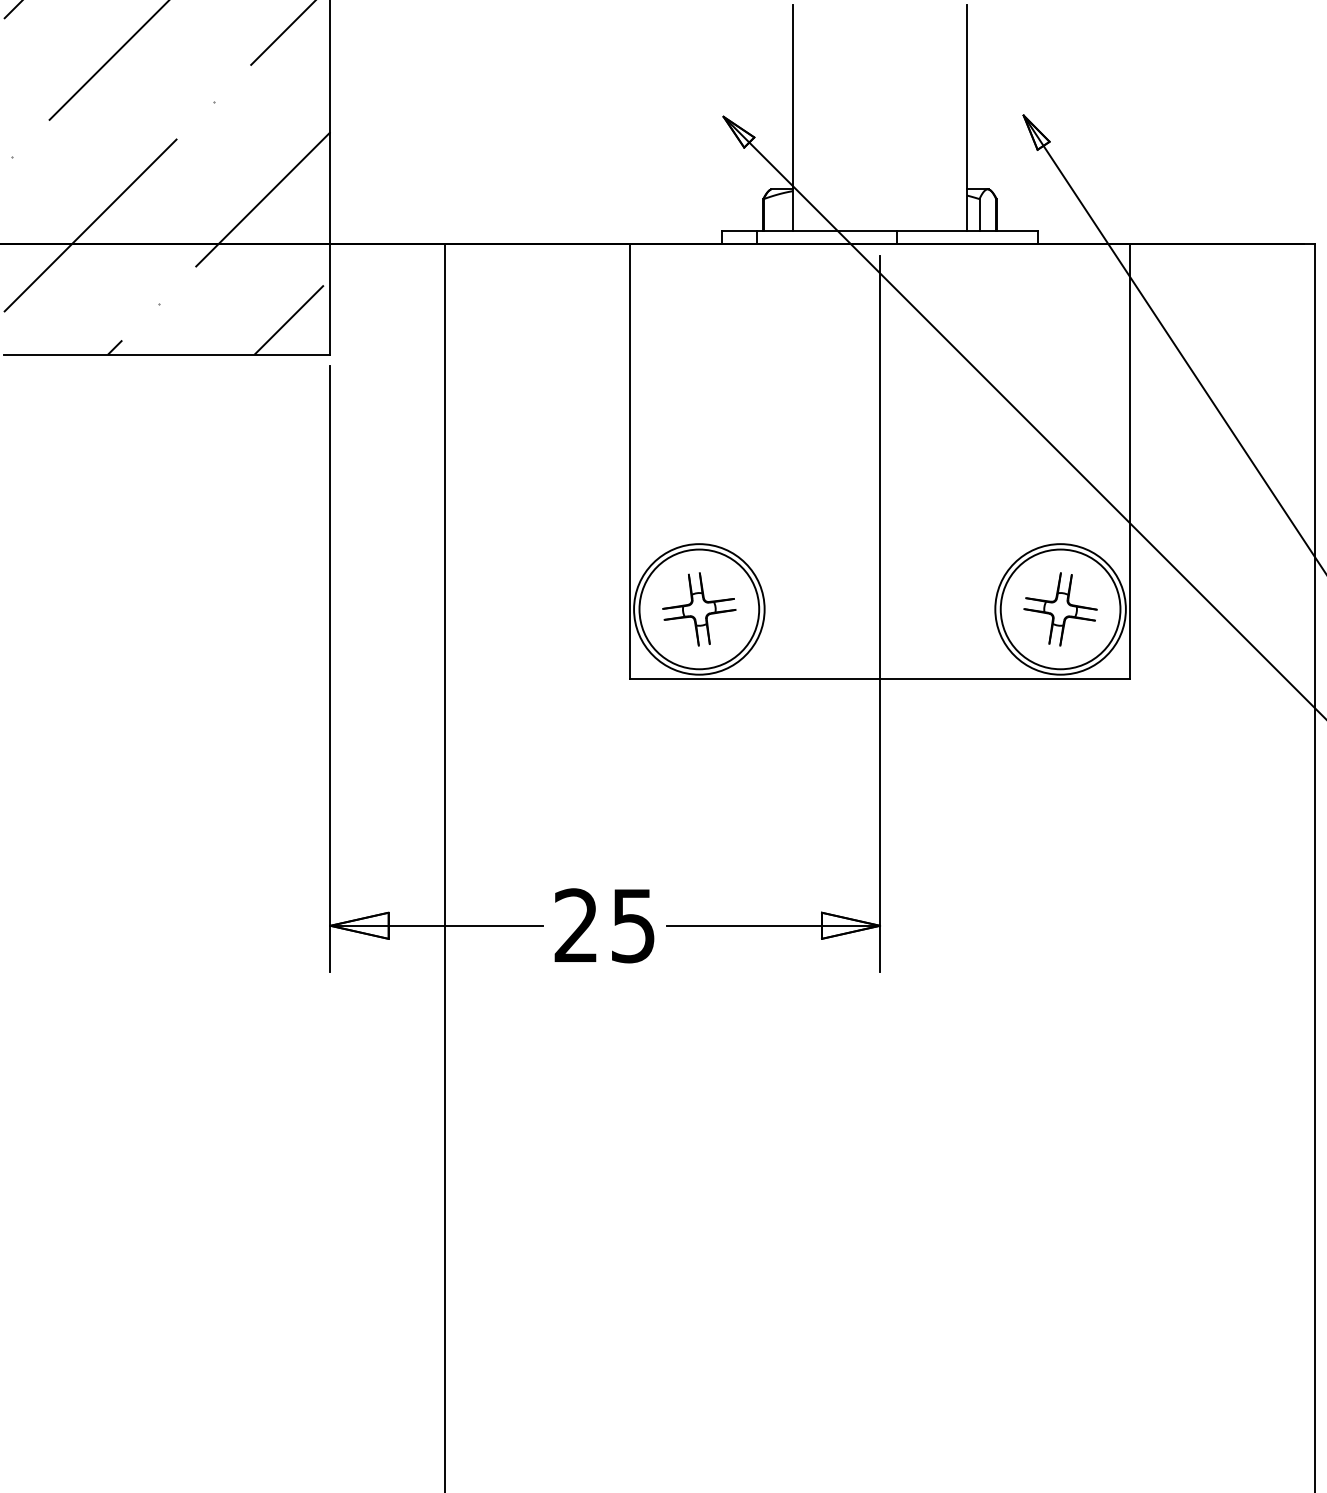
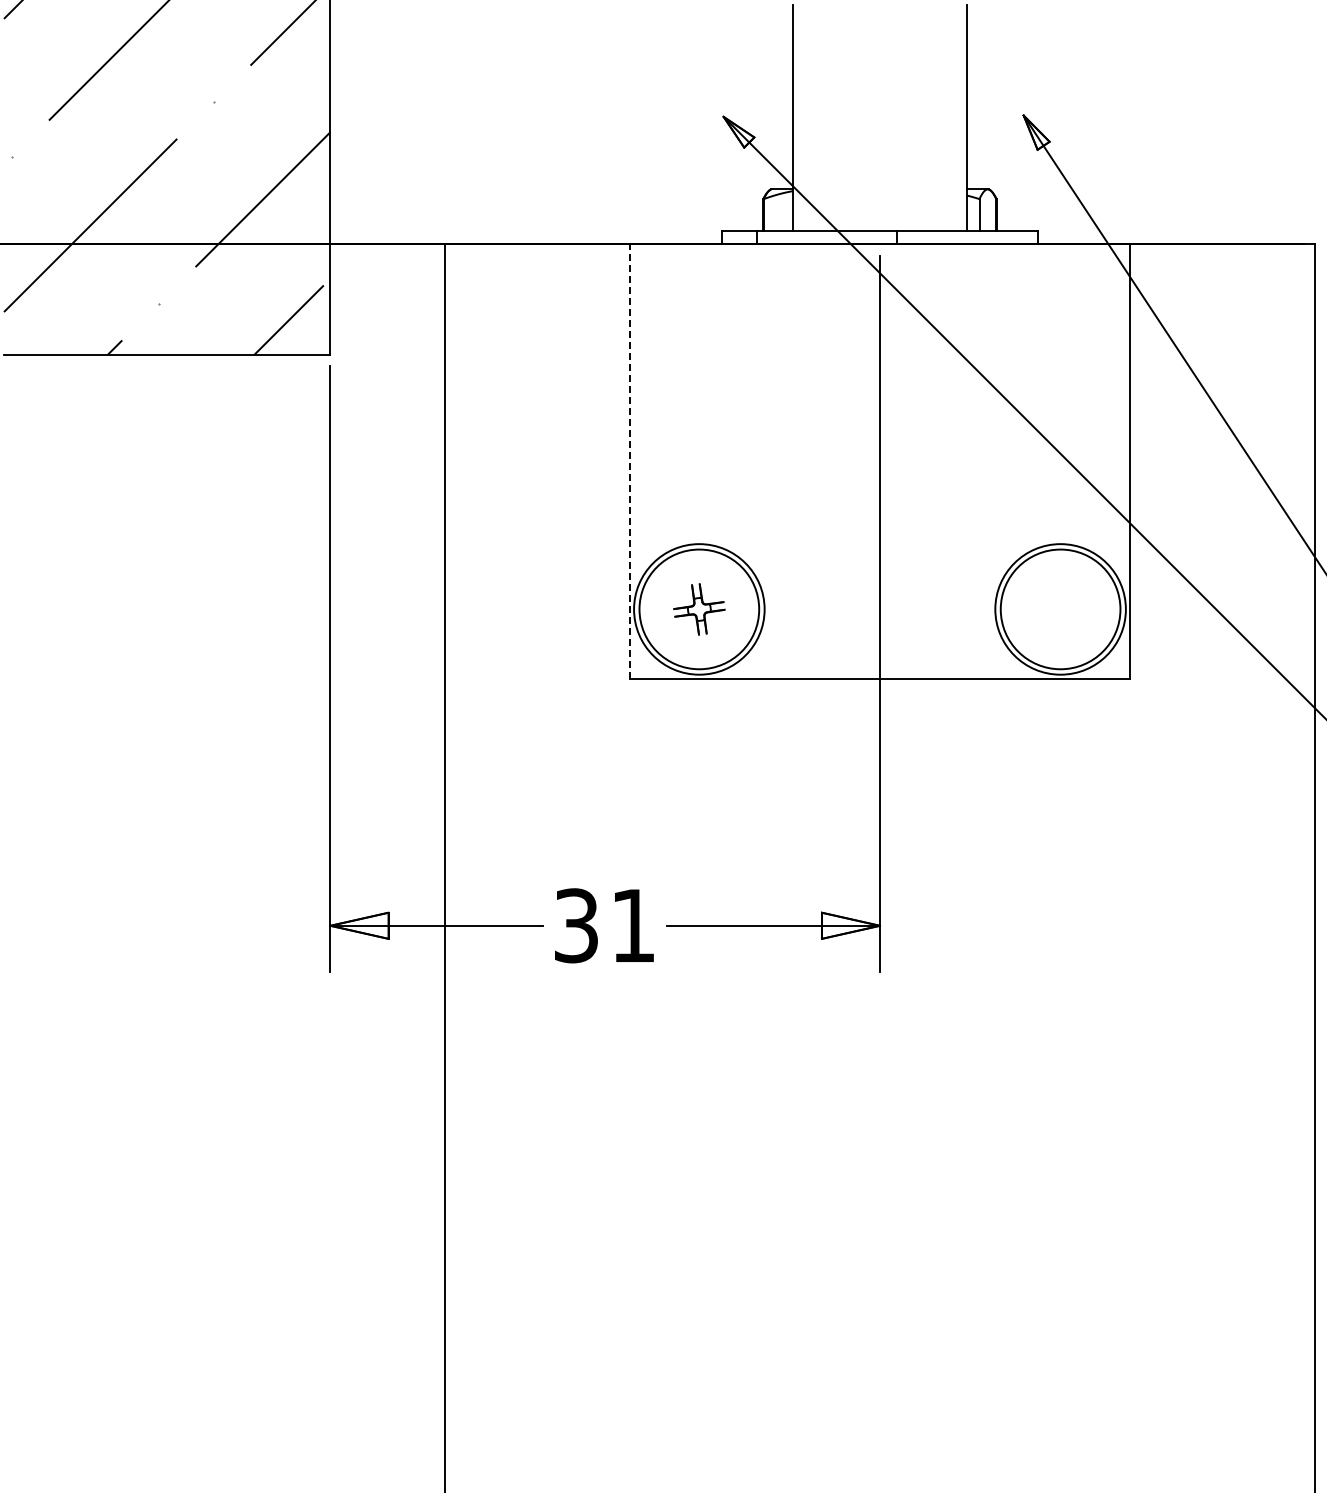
line: solid -> dashed (629, 461)
part size: 75x75 px -> 53x53 px (699, 609)
part: present -> none (1060, 609)
text: 25 -> 31 (604, 925)
